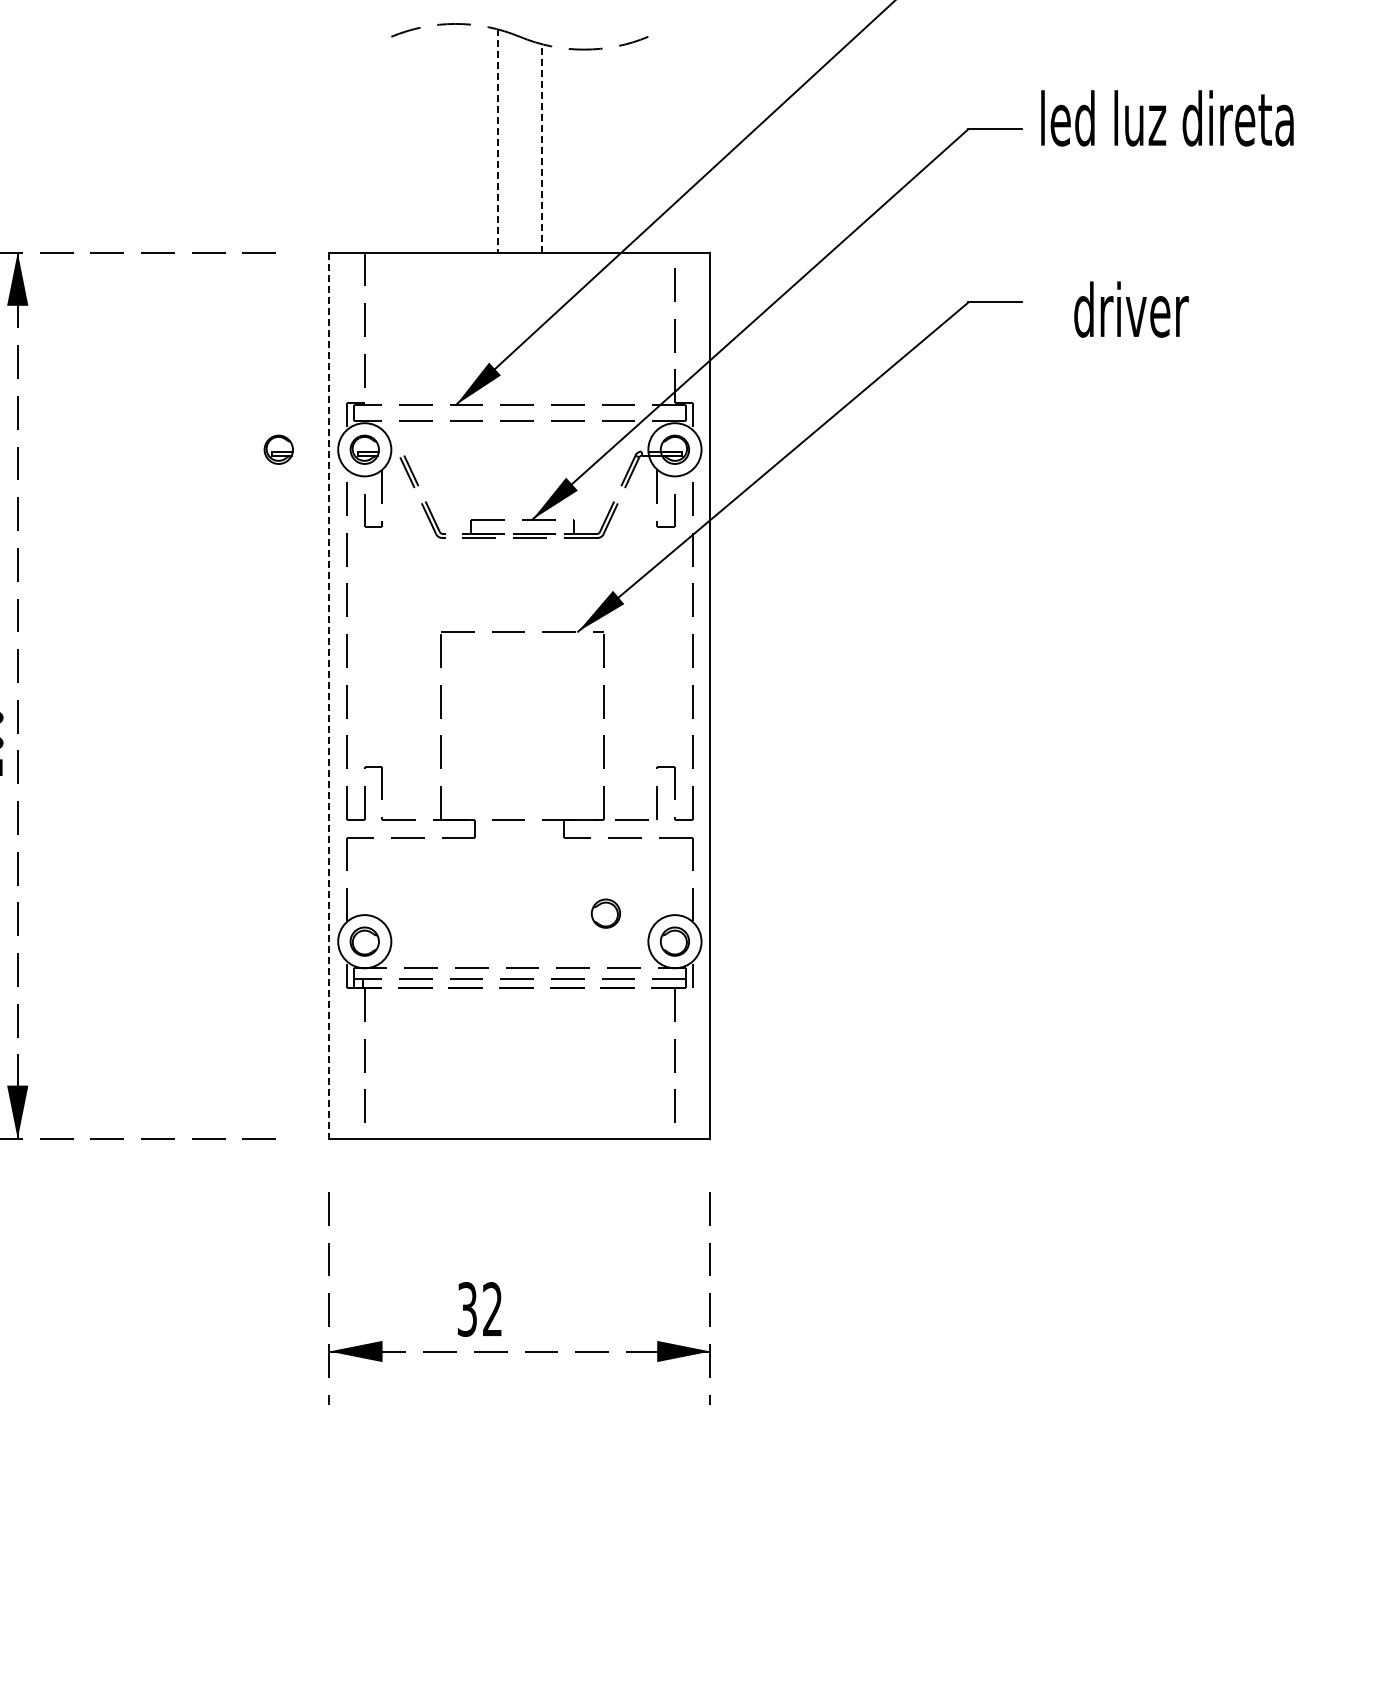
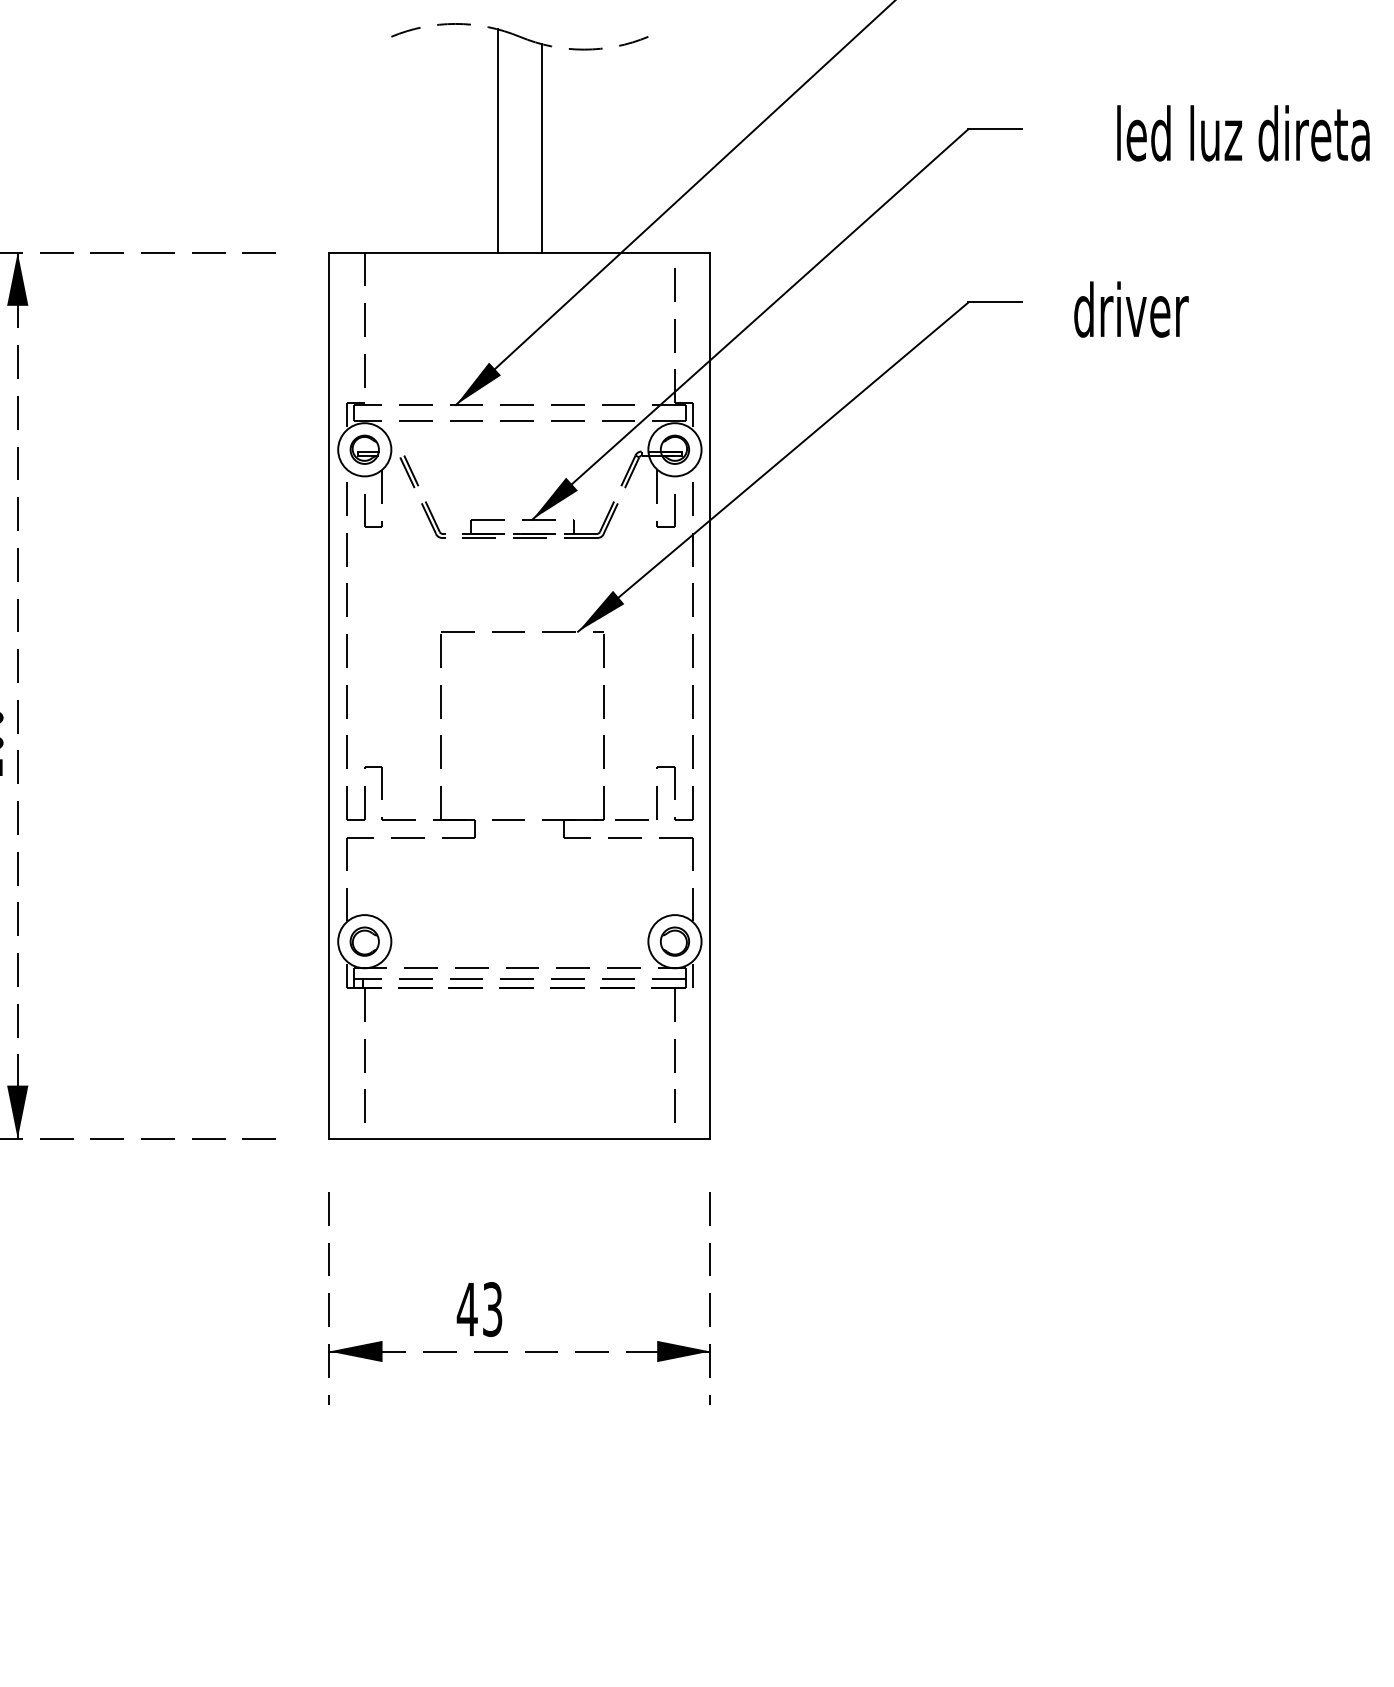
text position: (1167, 118) -> (1243, 133) (1243, 133)
line: dashed -> solid (497, 140)
line: dashed -> solid (542, 147)
part: present -> none (278, 449)
line: dashed -> solid (329, 696)
part: present -> none (605, 913)
text: 32 -> 43 (479, 1309)
